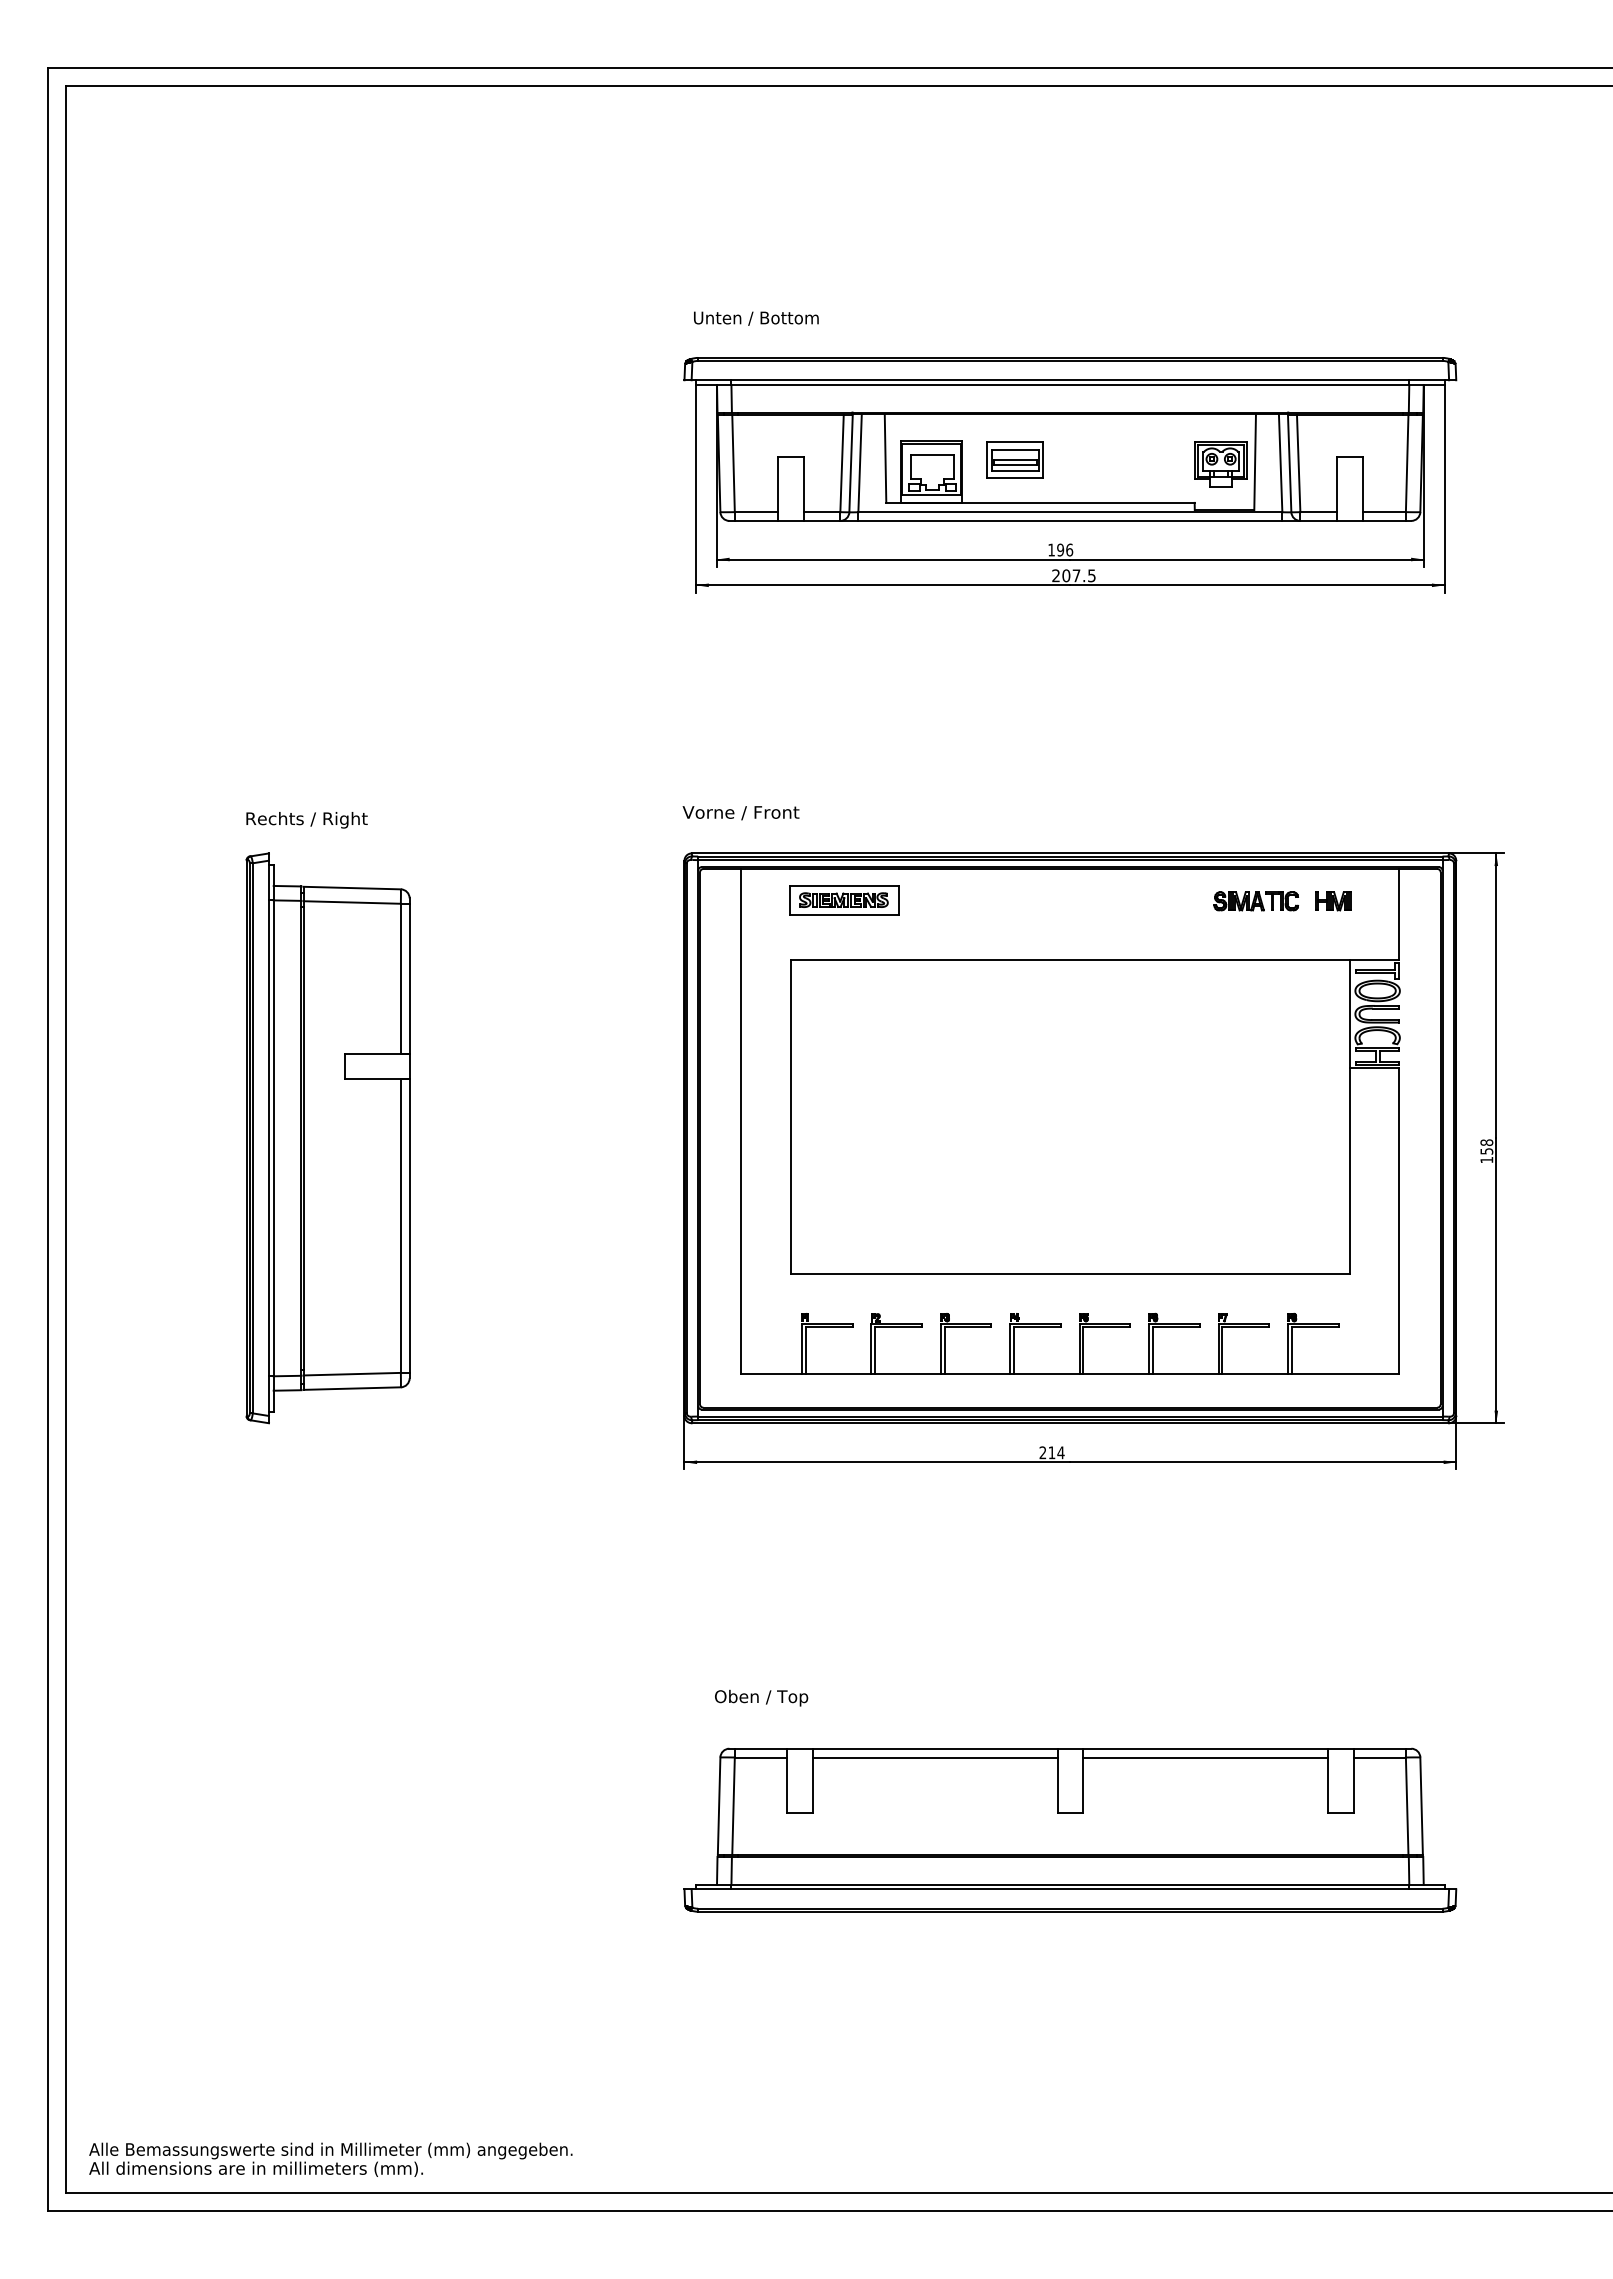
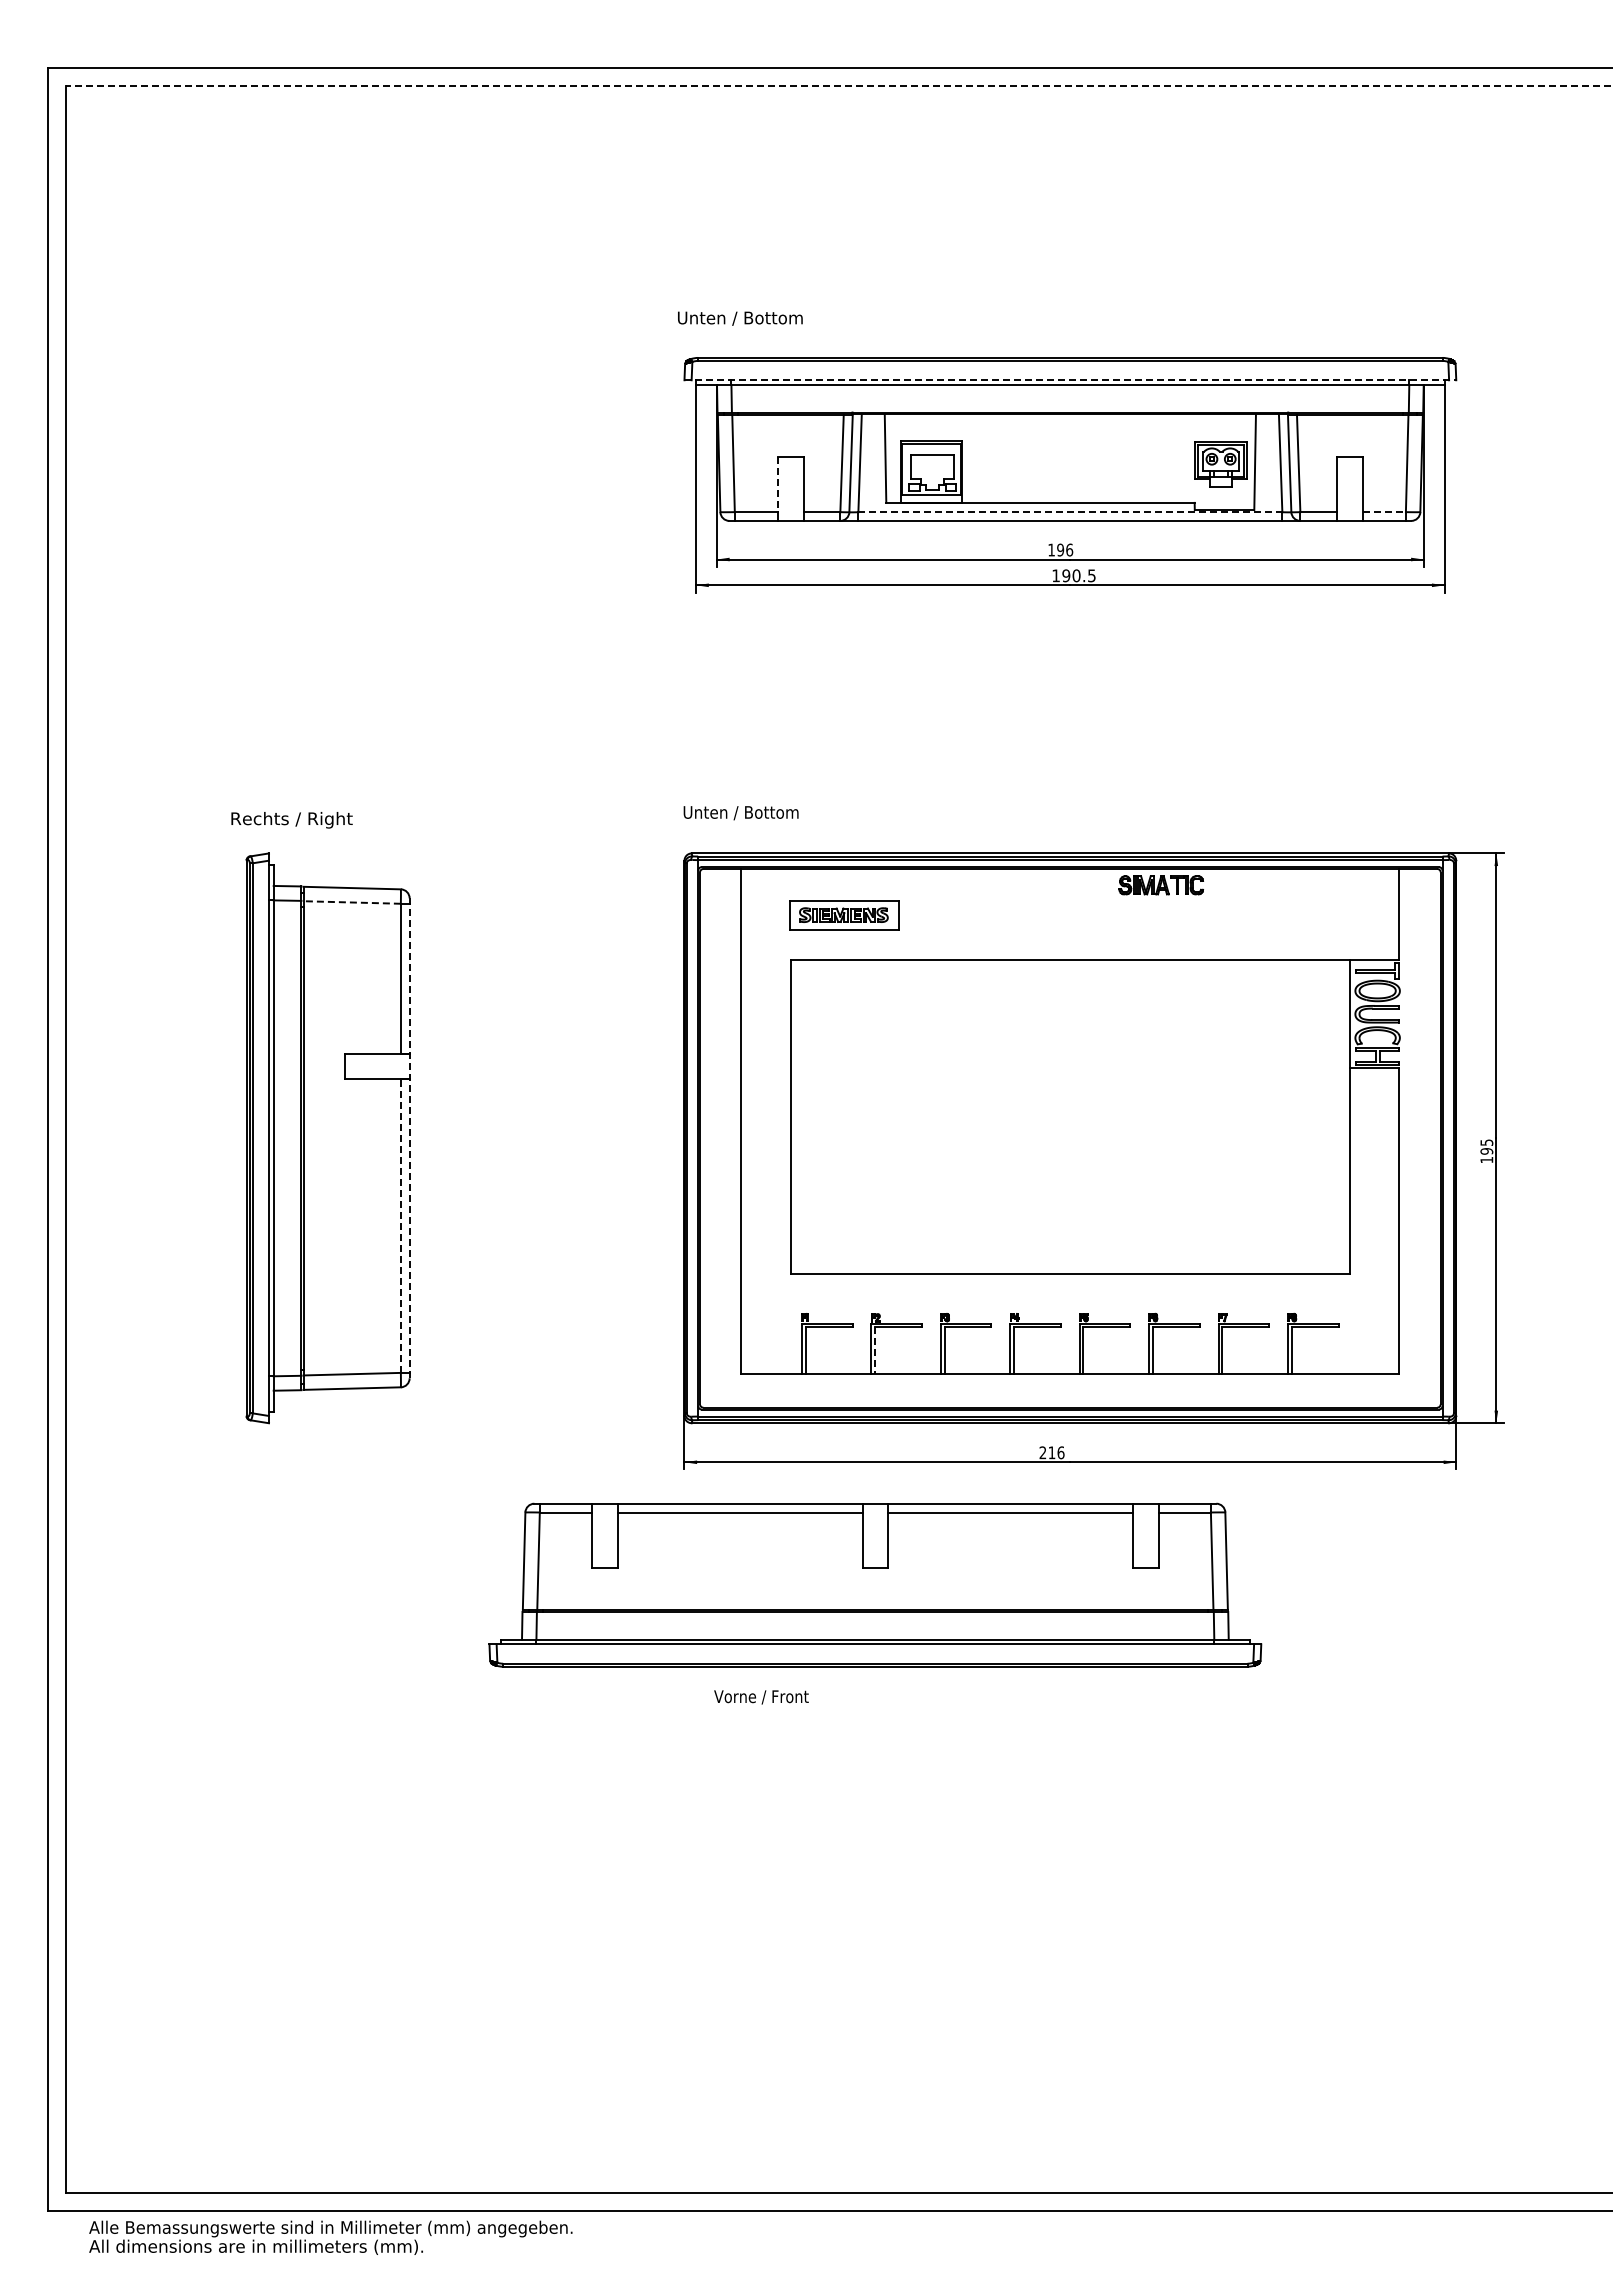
line: solid -> dashed (839, 86)
text position: (756, 318) -> (740, 318) (740, 318)
line: solid -> dashed (1070, 380)
part: present -> none (1014, 459)
line: solid -> dashed (778, 484)
line: solid -> dashed (1070, 512)
line: solid -> dashed (1384, 512)
text: 207.5 -> 190.5 (1066, 575)
text: Vorne / Front -> Unten / Bottom (740, 813)
text position: (306, 820) -> (291, 820) (291, 820)
part position: (844, 900) -> (844, 915) (844, 915)
part position: (1255, 901) -> (1160, 885) (1160, 885)
part: present -> none (1333, 901)
line: solid -> dashed (352, 902)
line: solid -> dashed (409, 1138)
text: 158 -> 195 (1486, 1146)
line: solid -> dashed (400, 1225)
line: solid -> dashed (875, 1351)
text: 214 -> 216 (1060, 1452)
text: Oben / Top -> Vorne / Front (761, 1697)
part position: (1070, 1829) -> (875, 1584) (875, 1584)
text position: (330, 2159) -> (330, 2237) (330, 2237)
